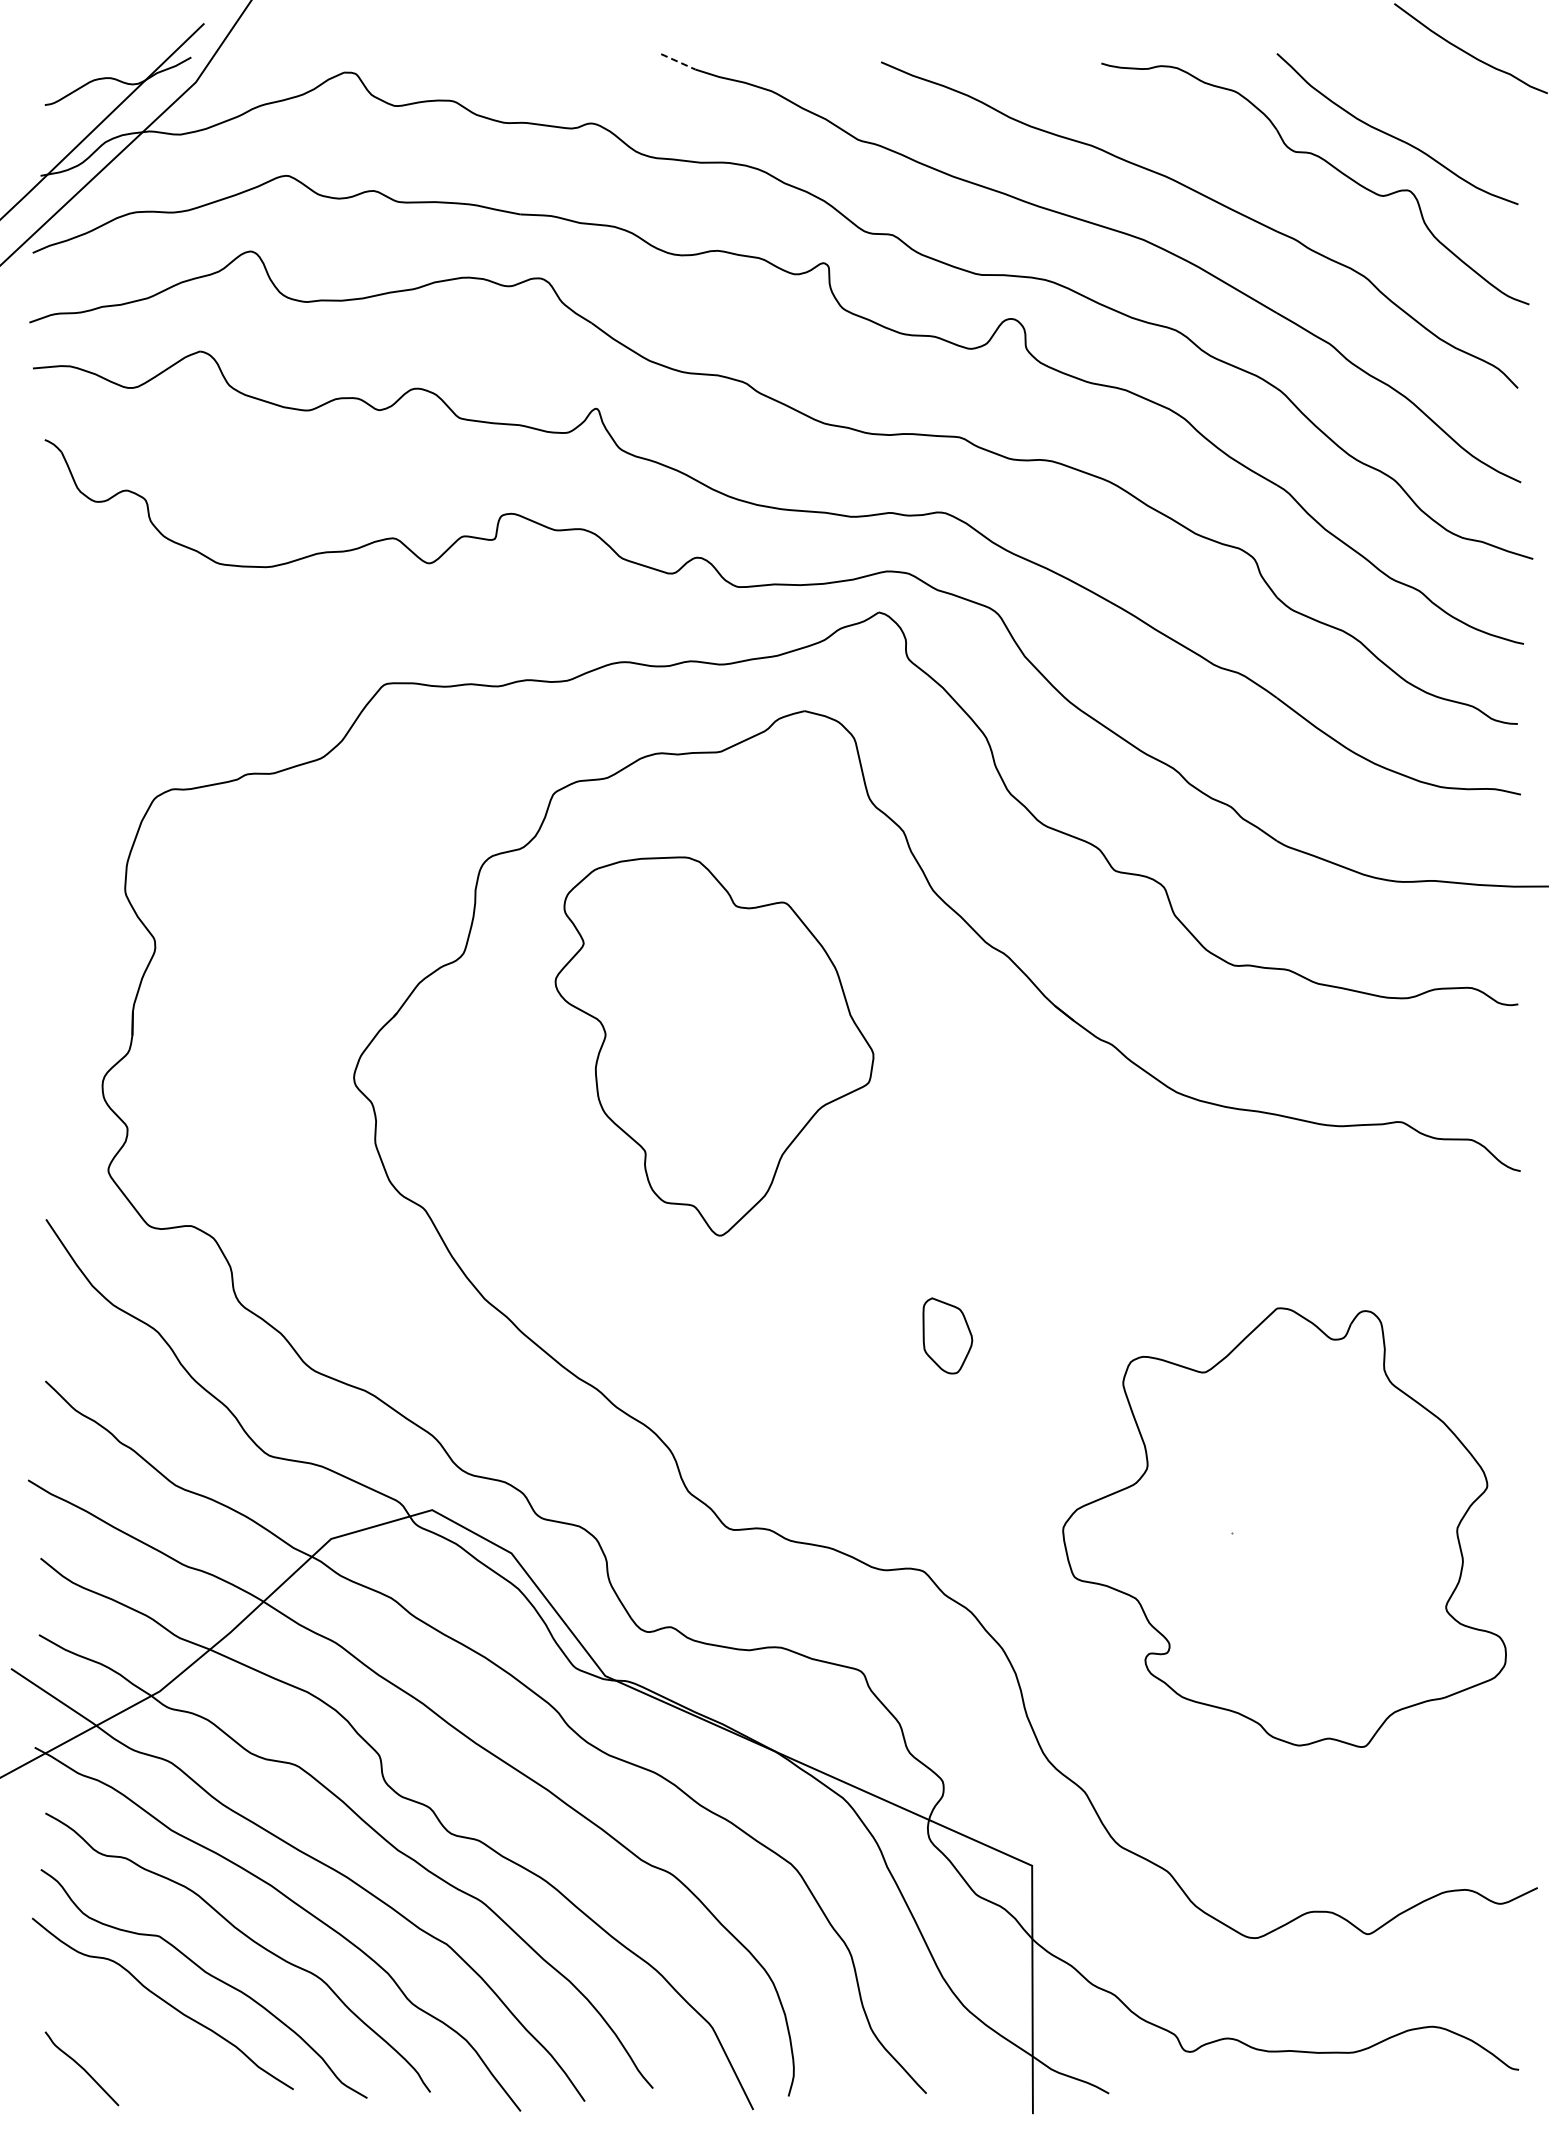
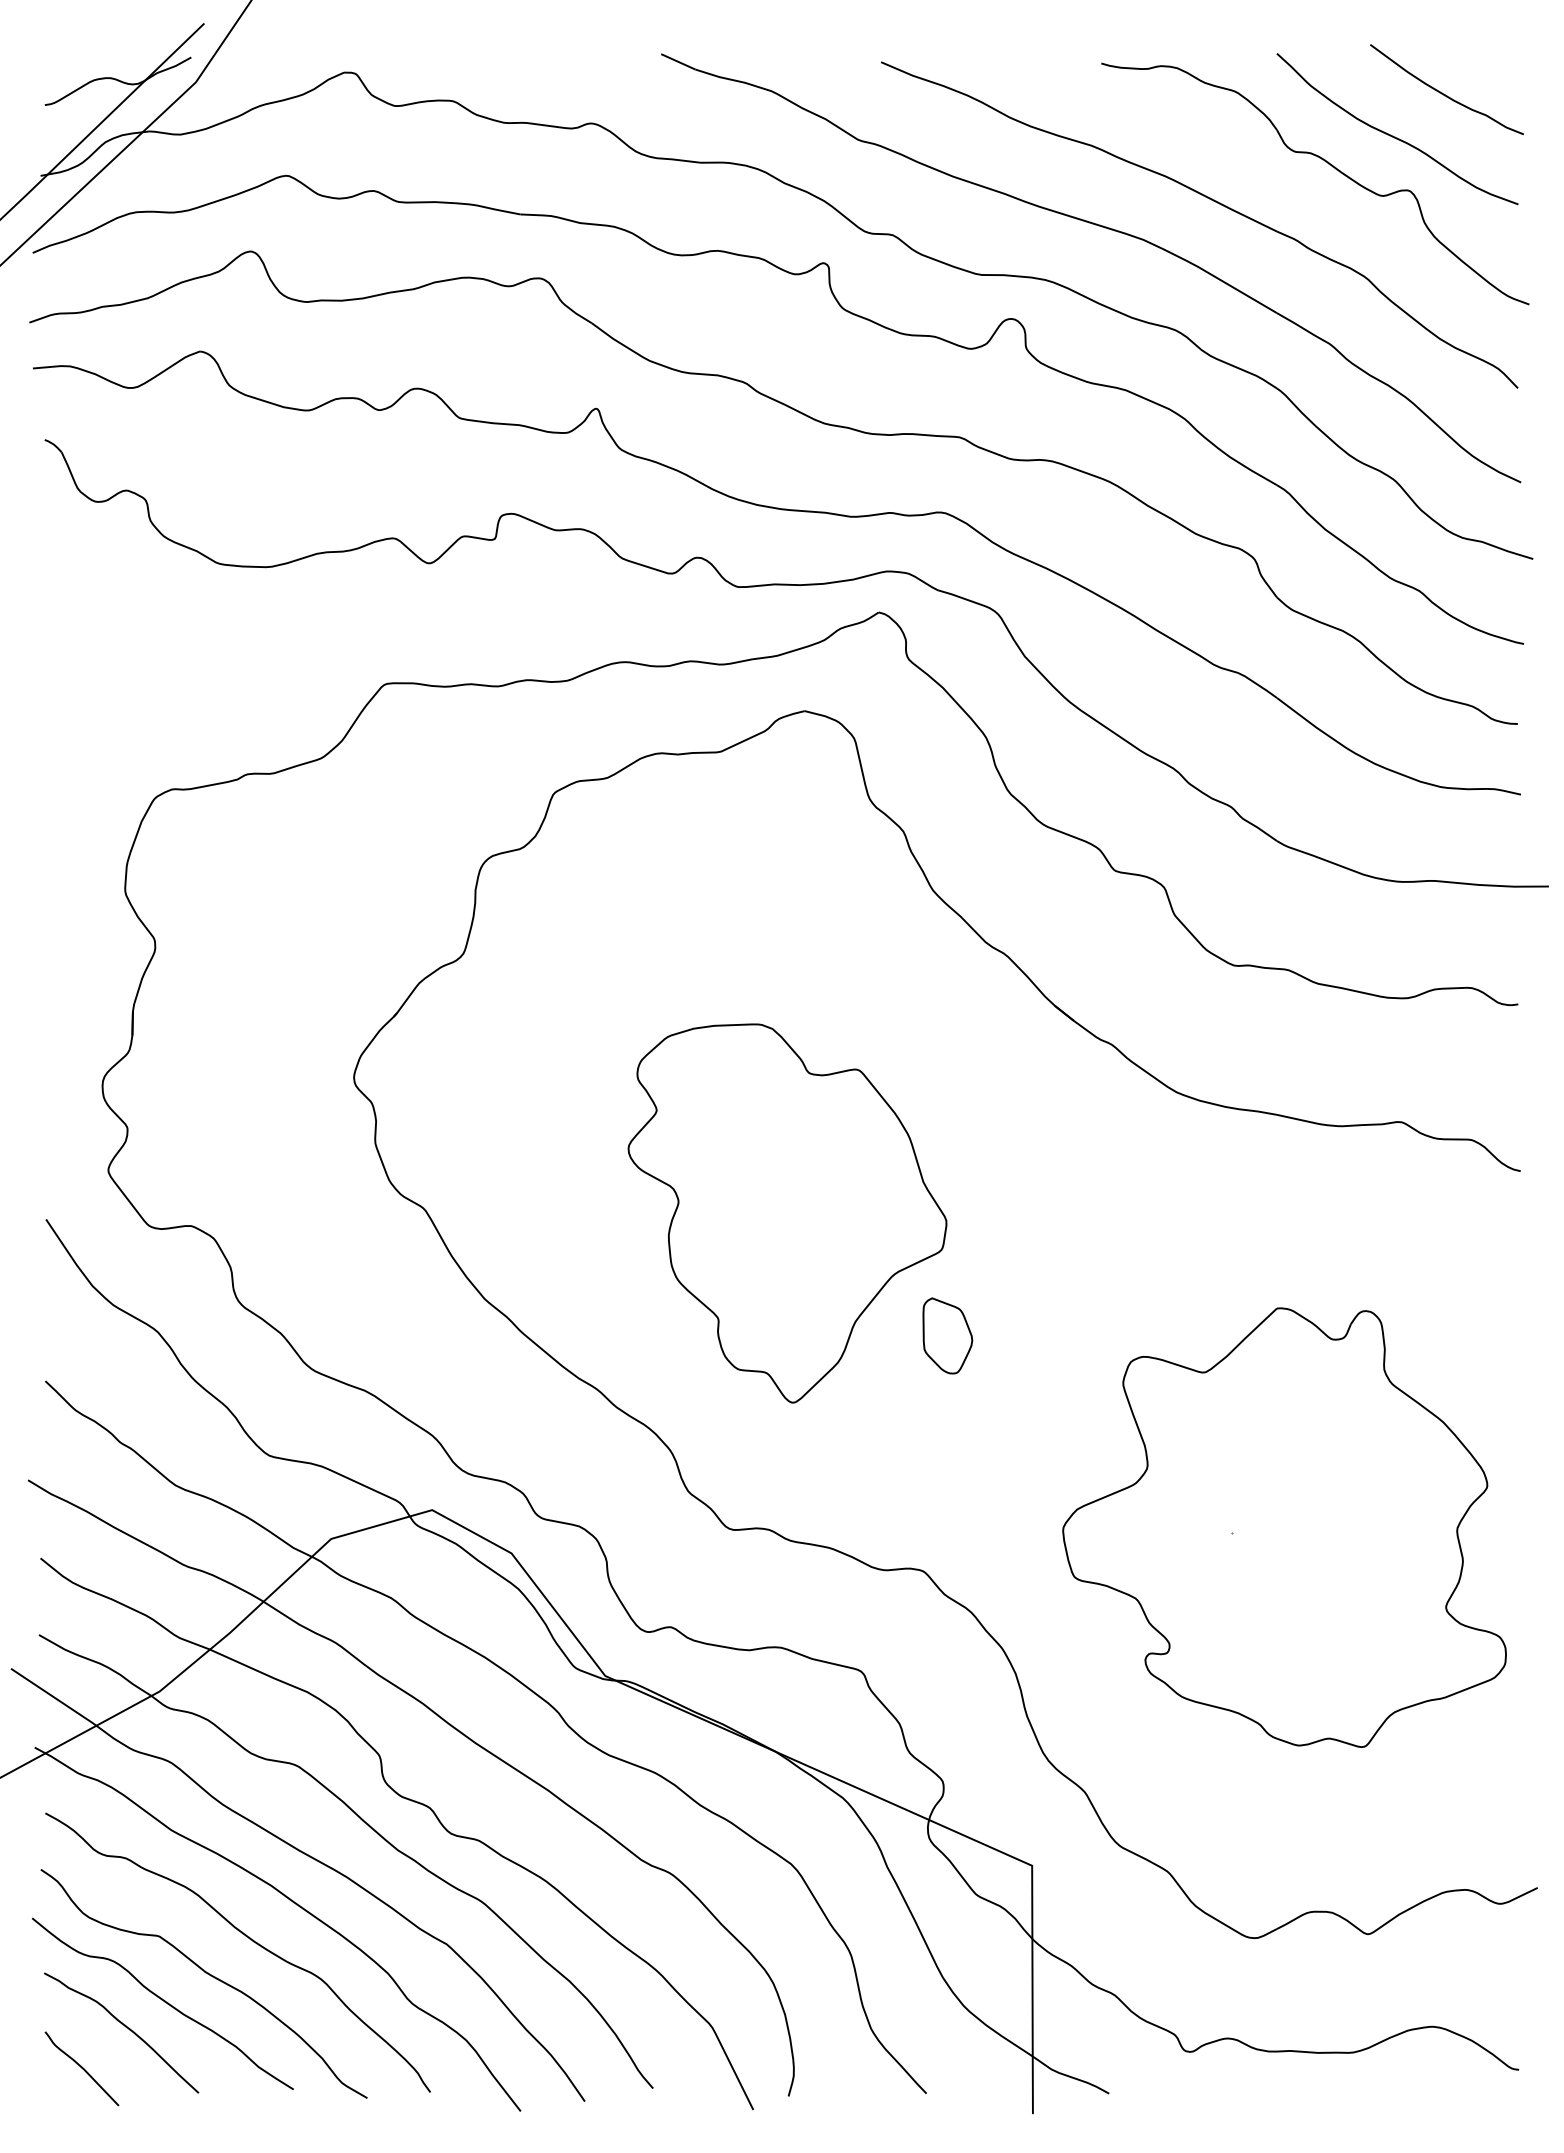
curve position: (1468, 52) -> (1444, 93) (1444, 93)
line: dashed -> solid (678, 61)
part position: (714, 1046) -> (787, 1213) (787, 1213)
curve: none -> present (125, 2027)
